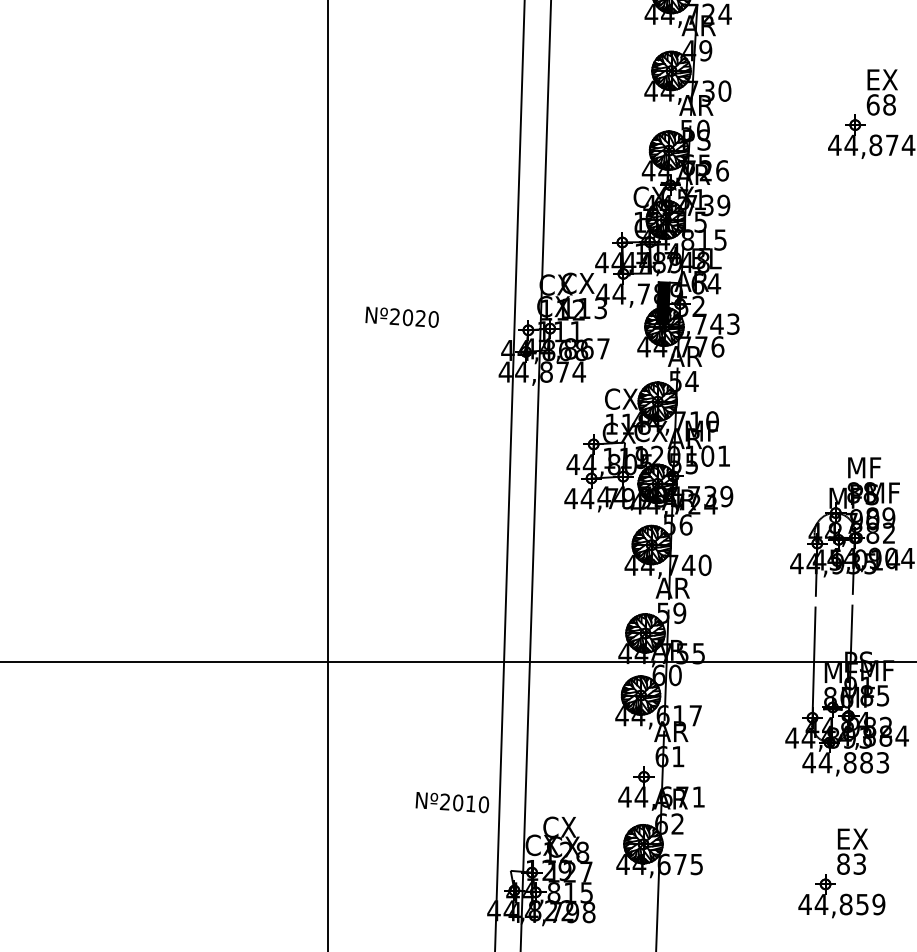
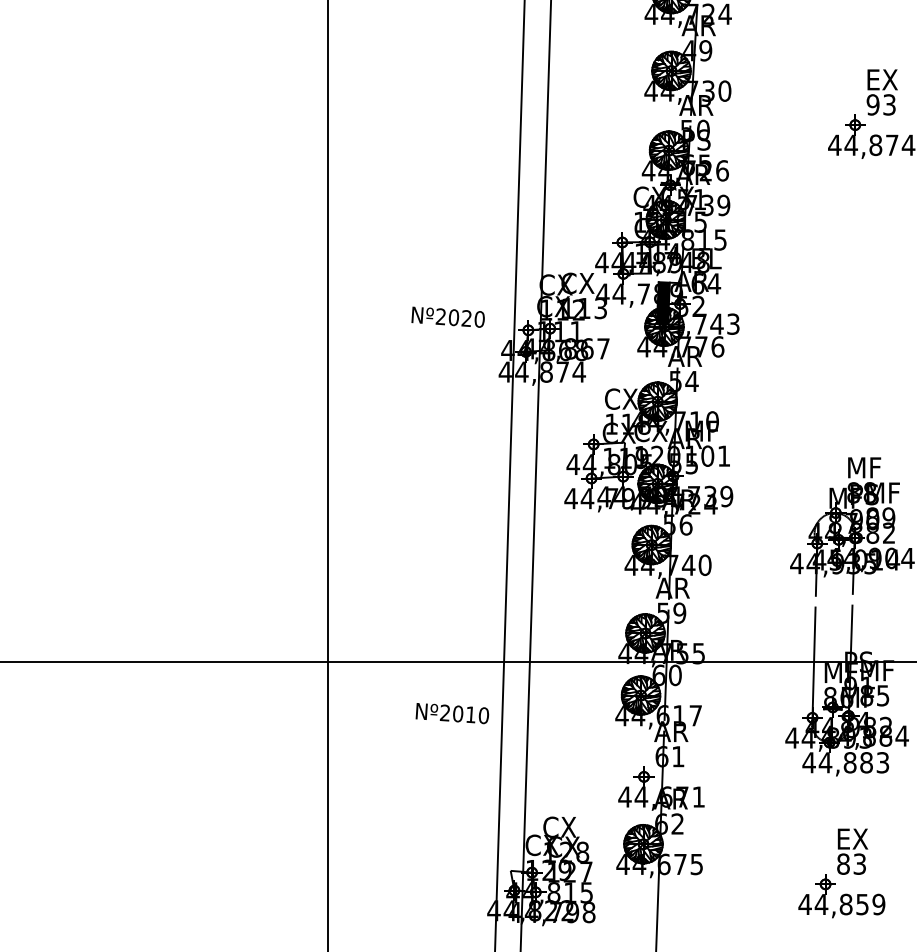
text: 68 -> 93 (880, 104)
text position: (401, 316) -> (447, 316) (447, 316)
text position: (452, 802) -> (452, 713) (452, 713)
